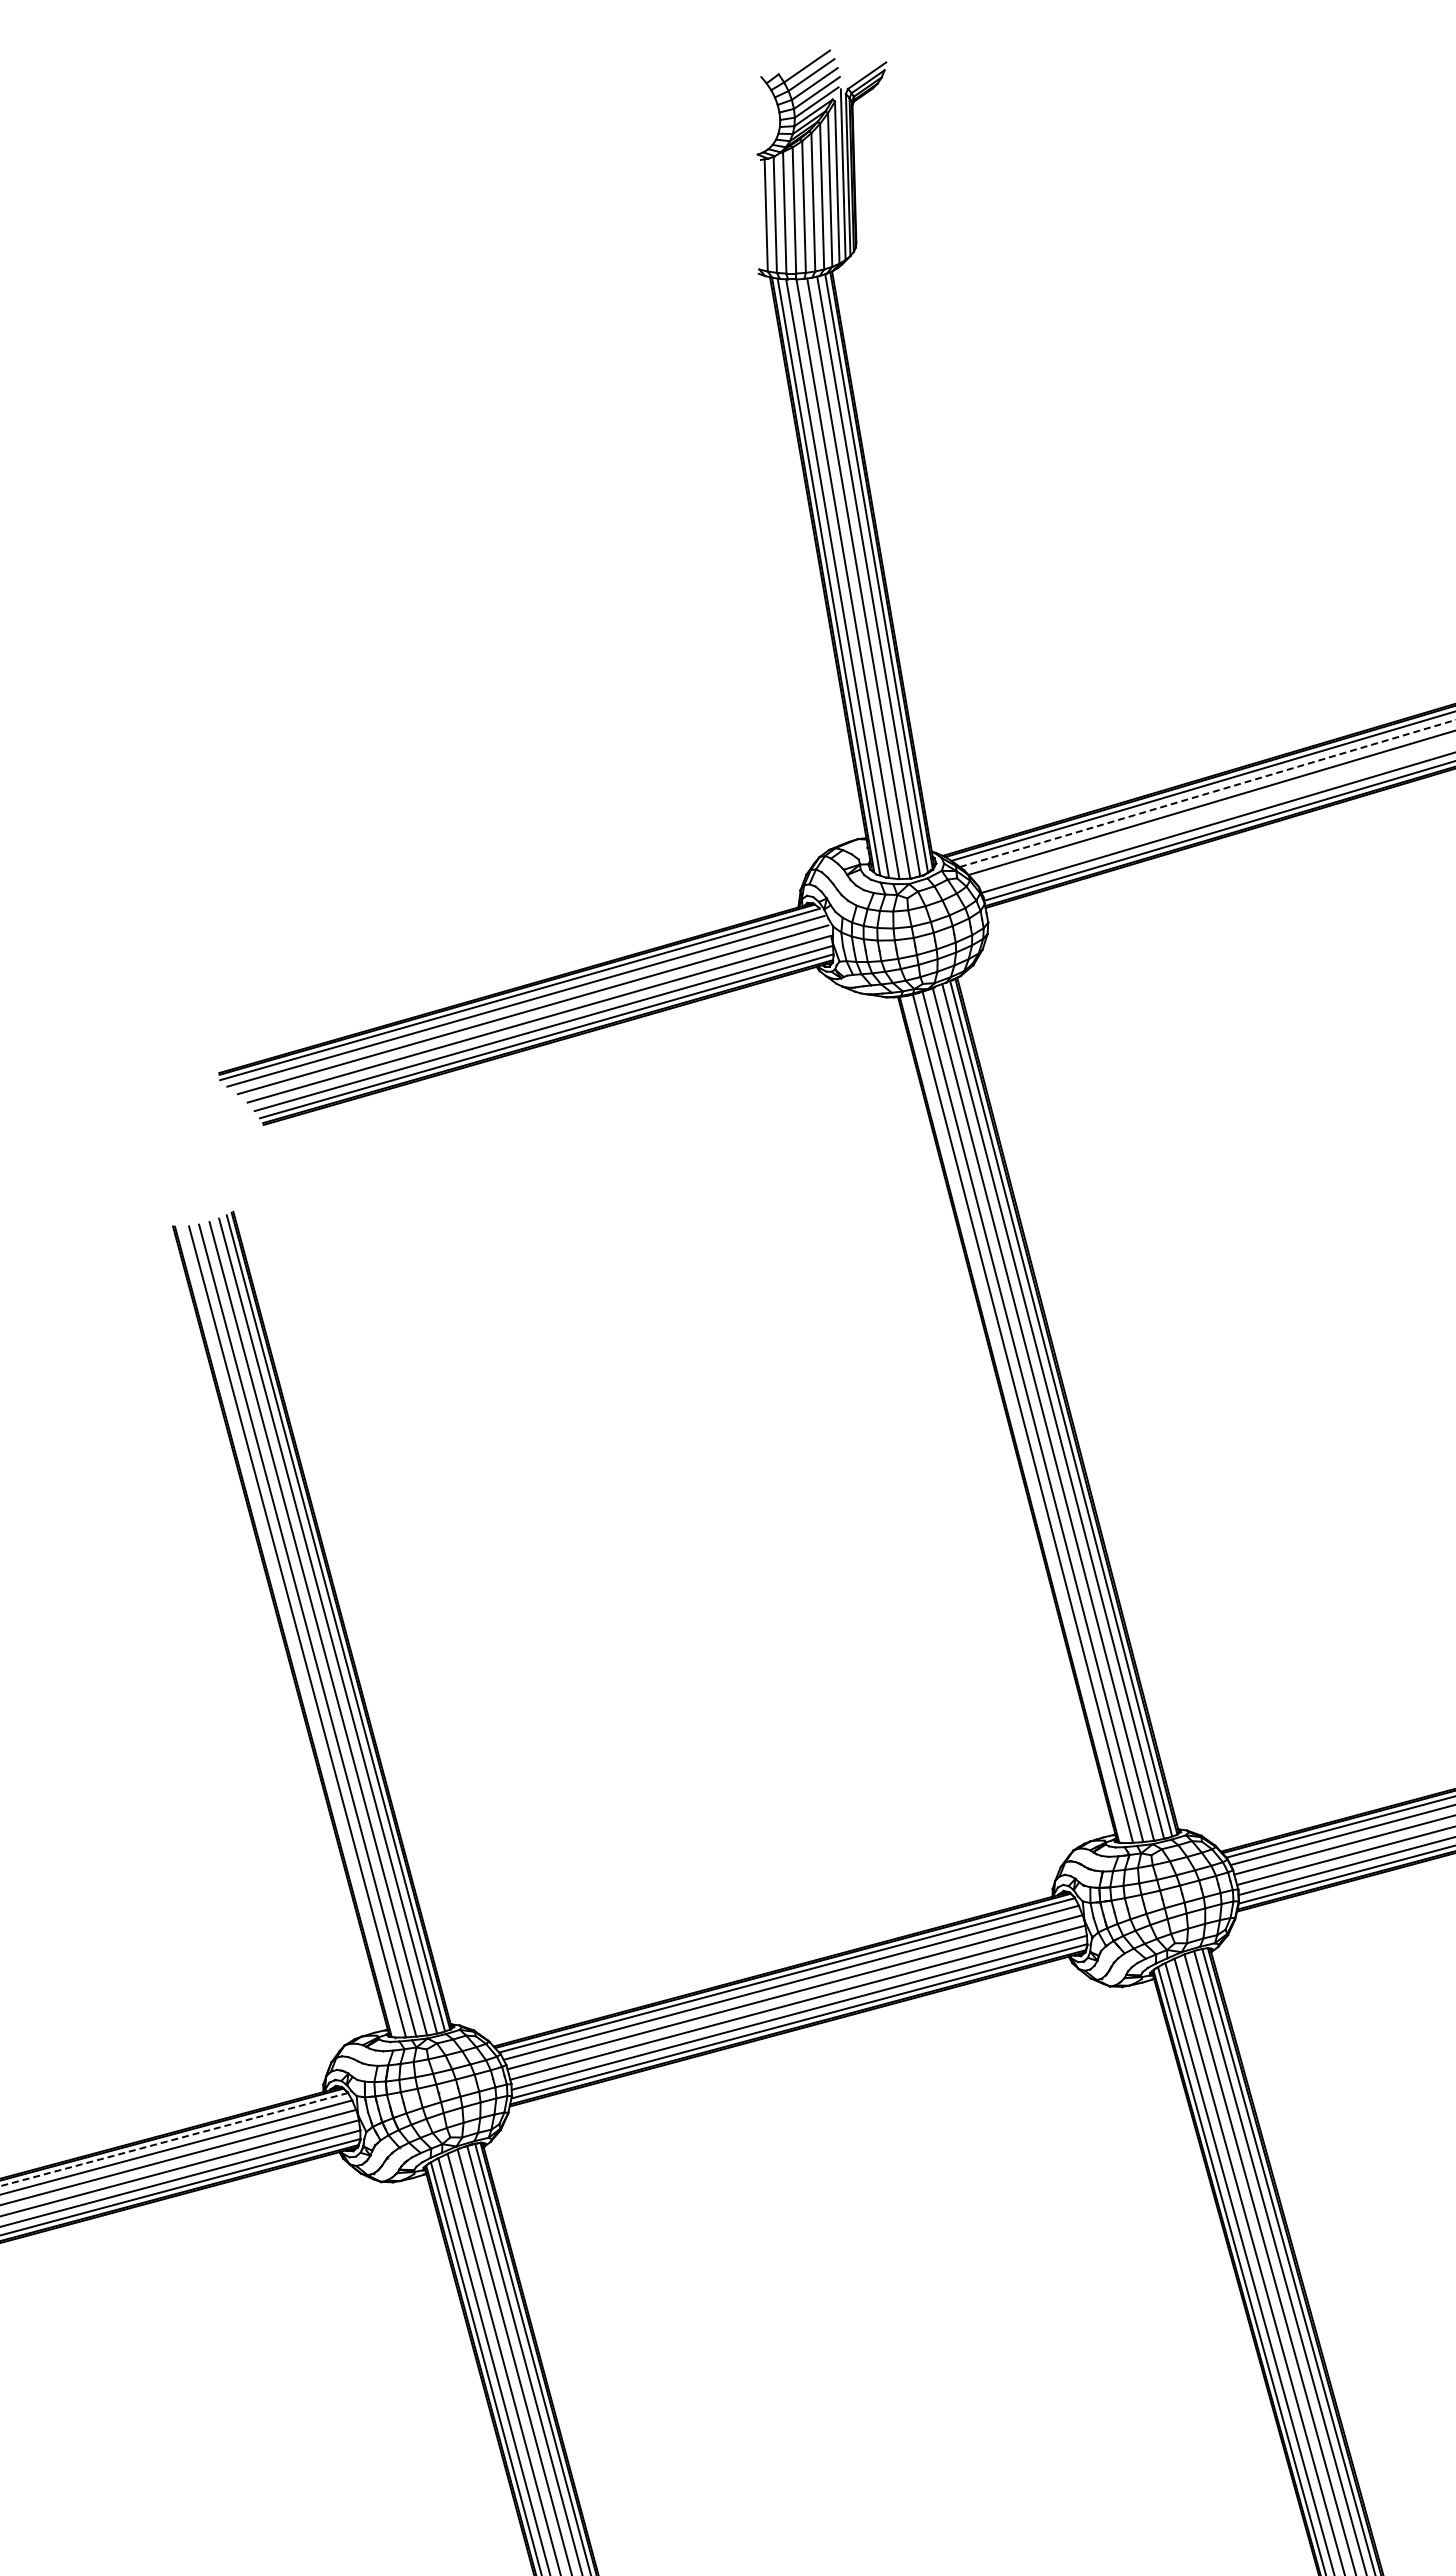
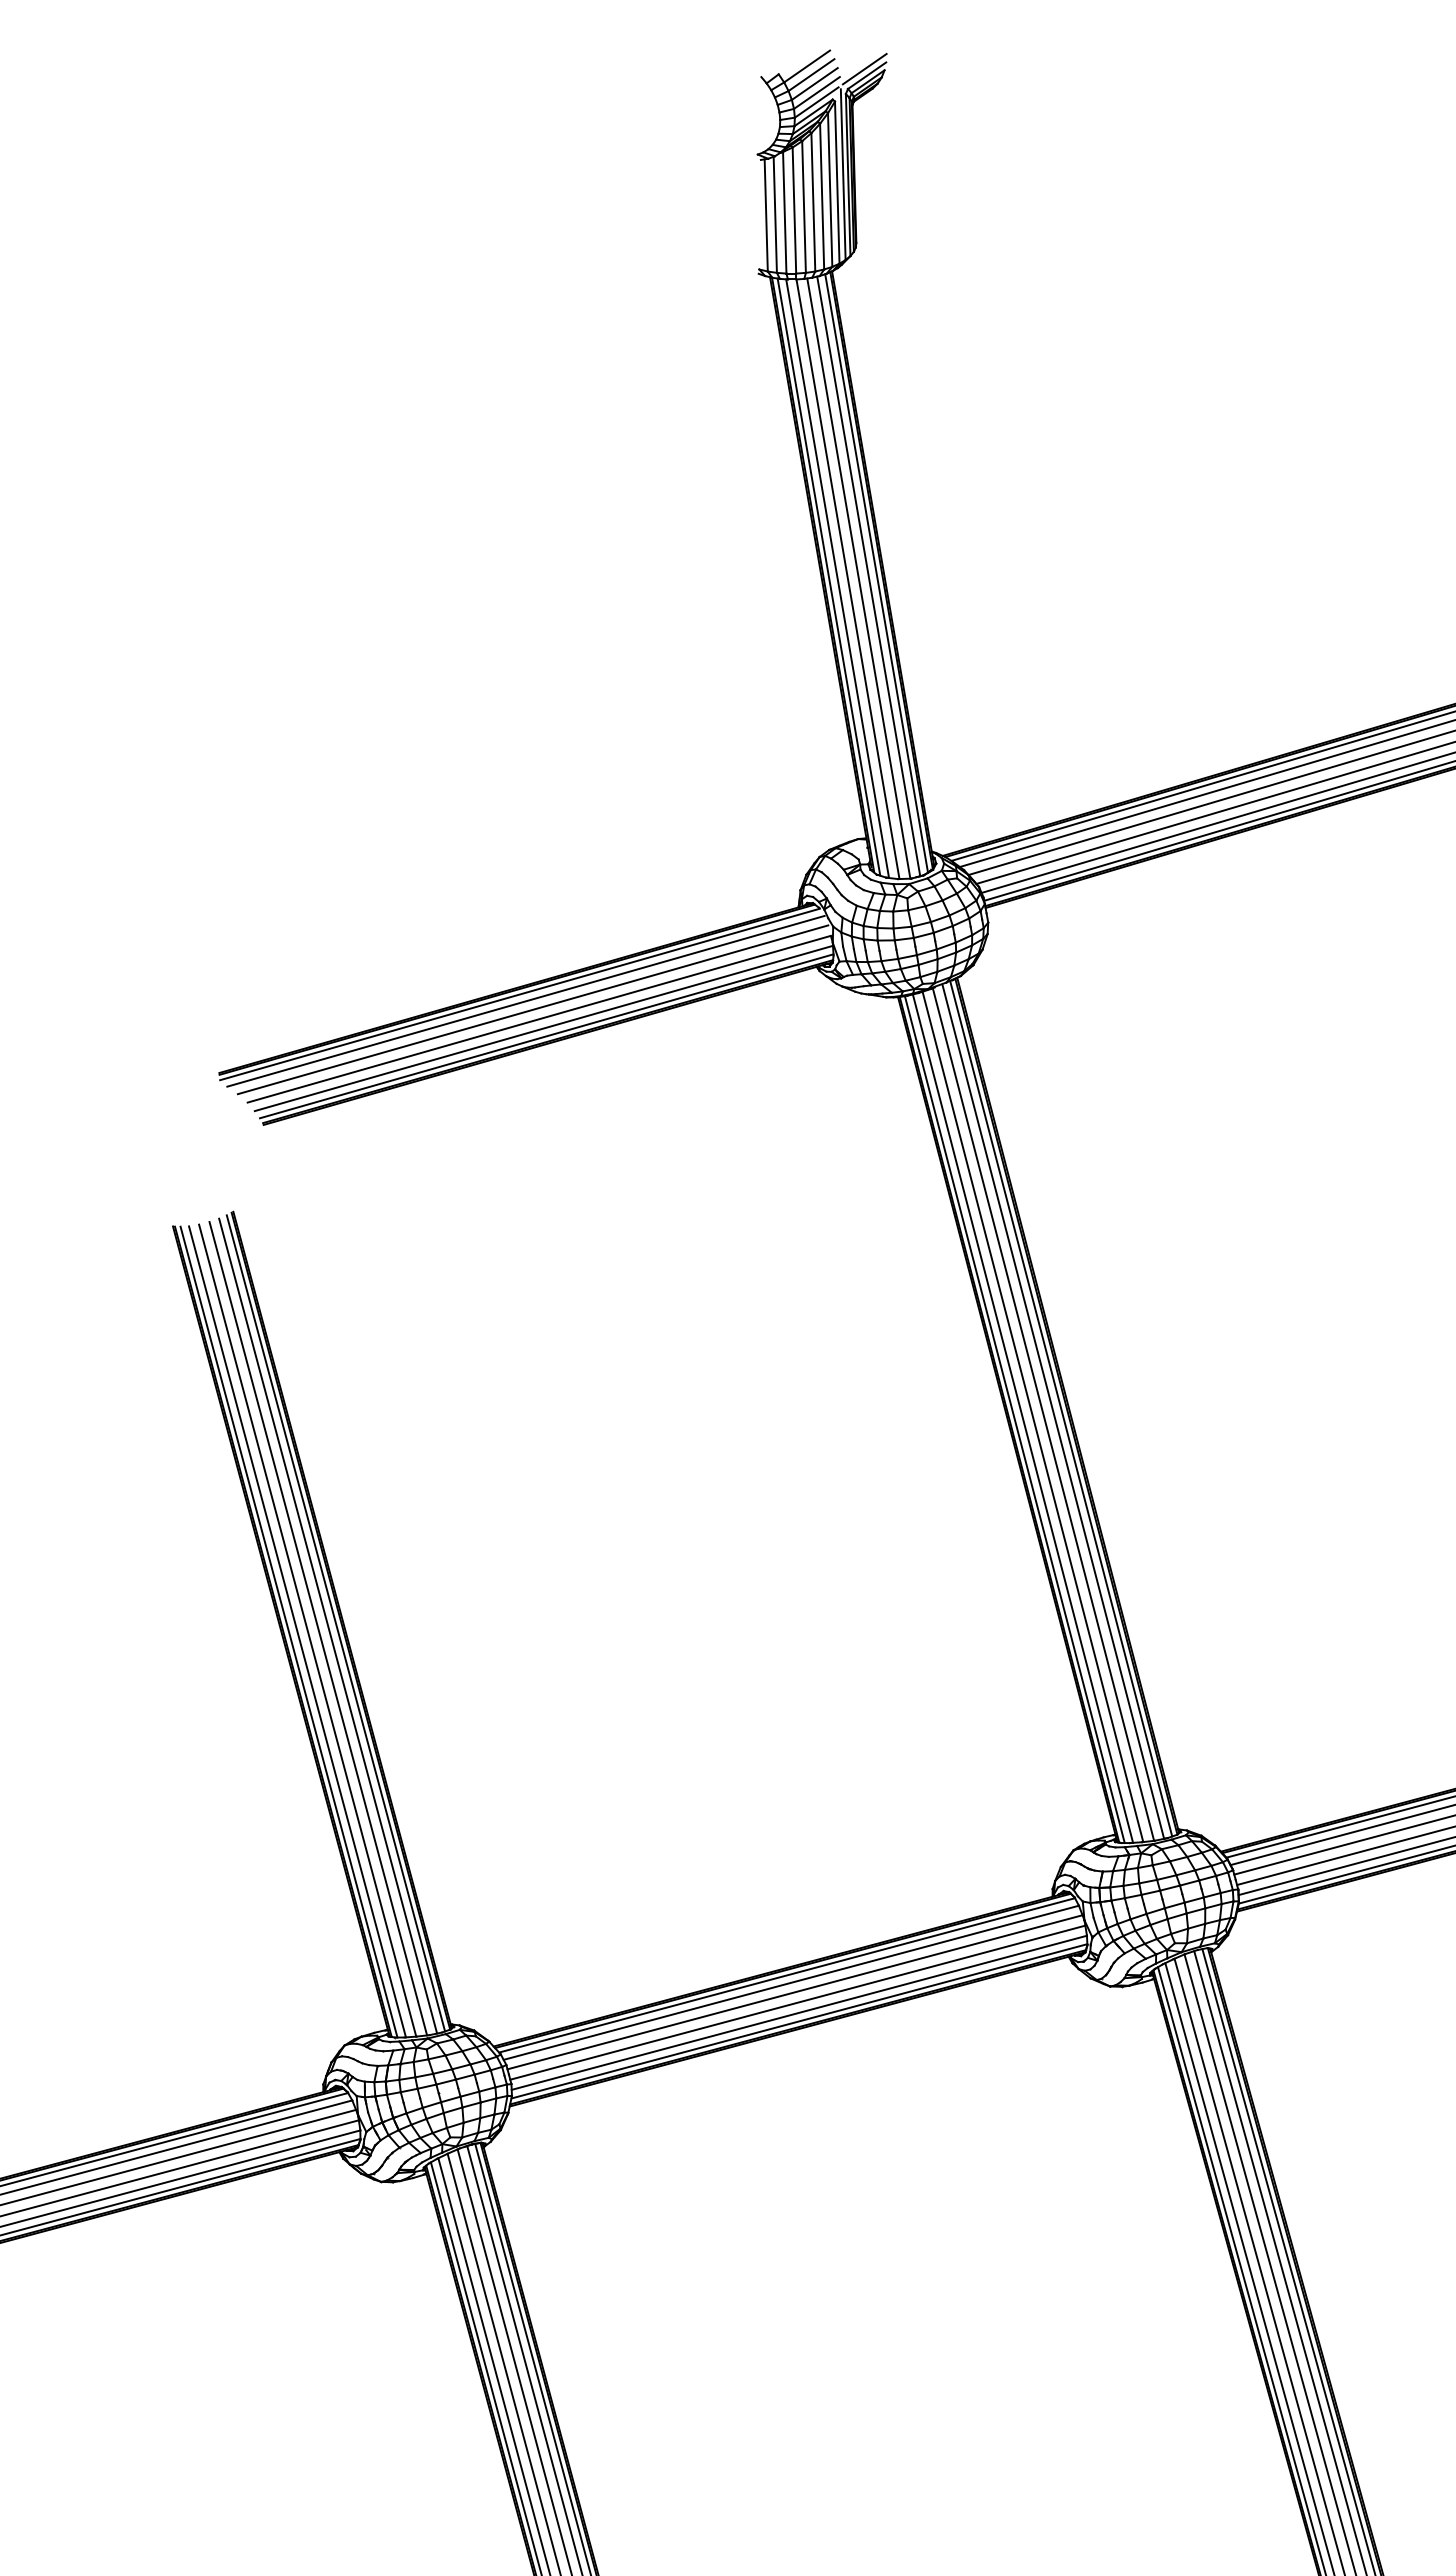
line: none -> present (864, 68)
line: dashed -> solid (1207, 793)
line: none -> present (1214, 812)
line: none -> present (1014, 1419)
line: none -> present (288, 1631)
line: dashed -> solid (174, 2139)
